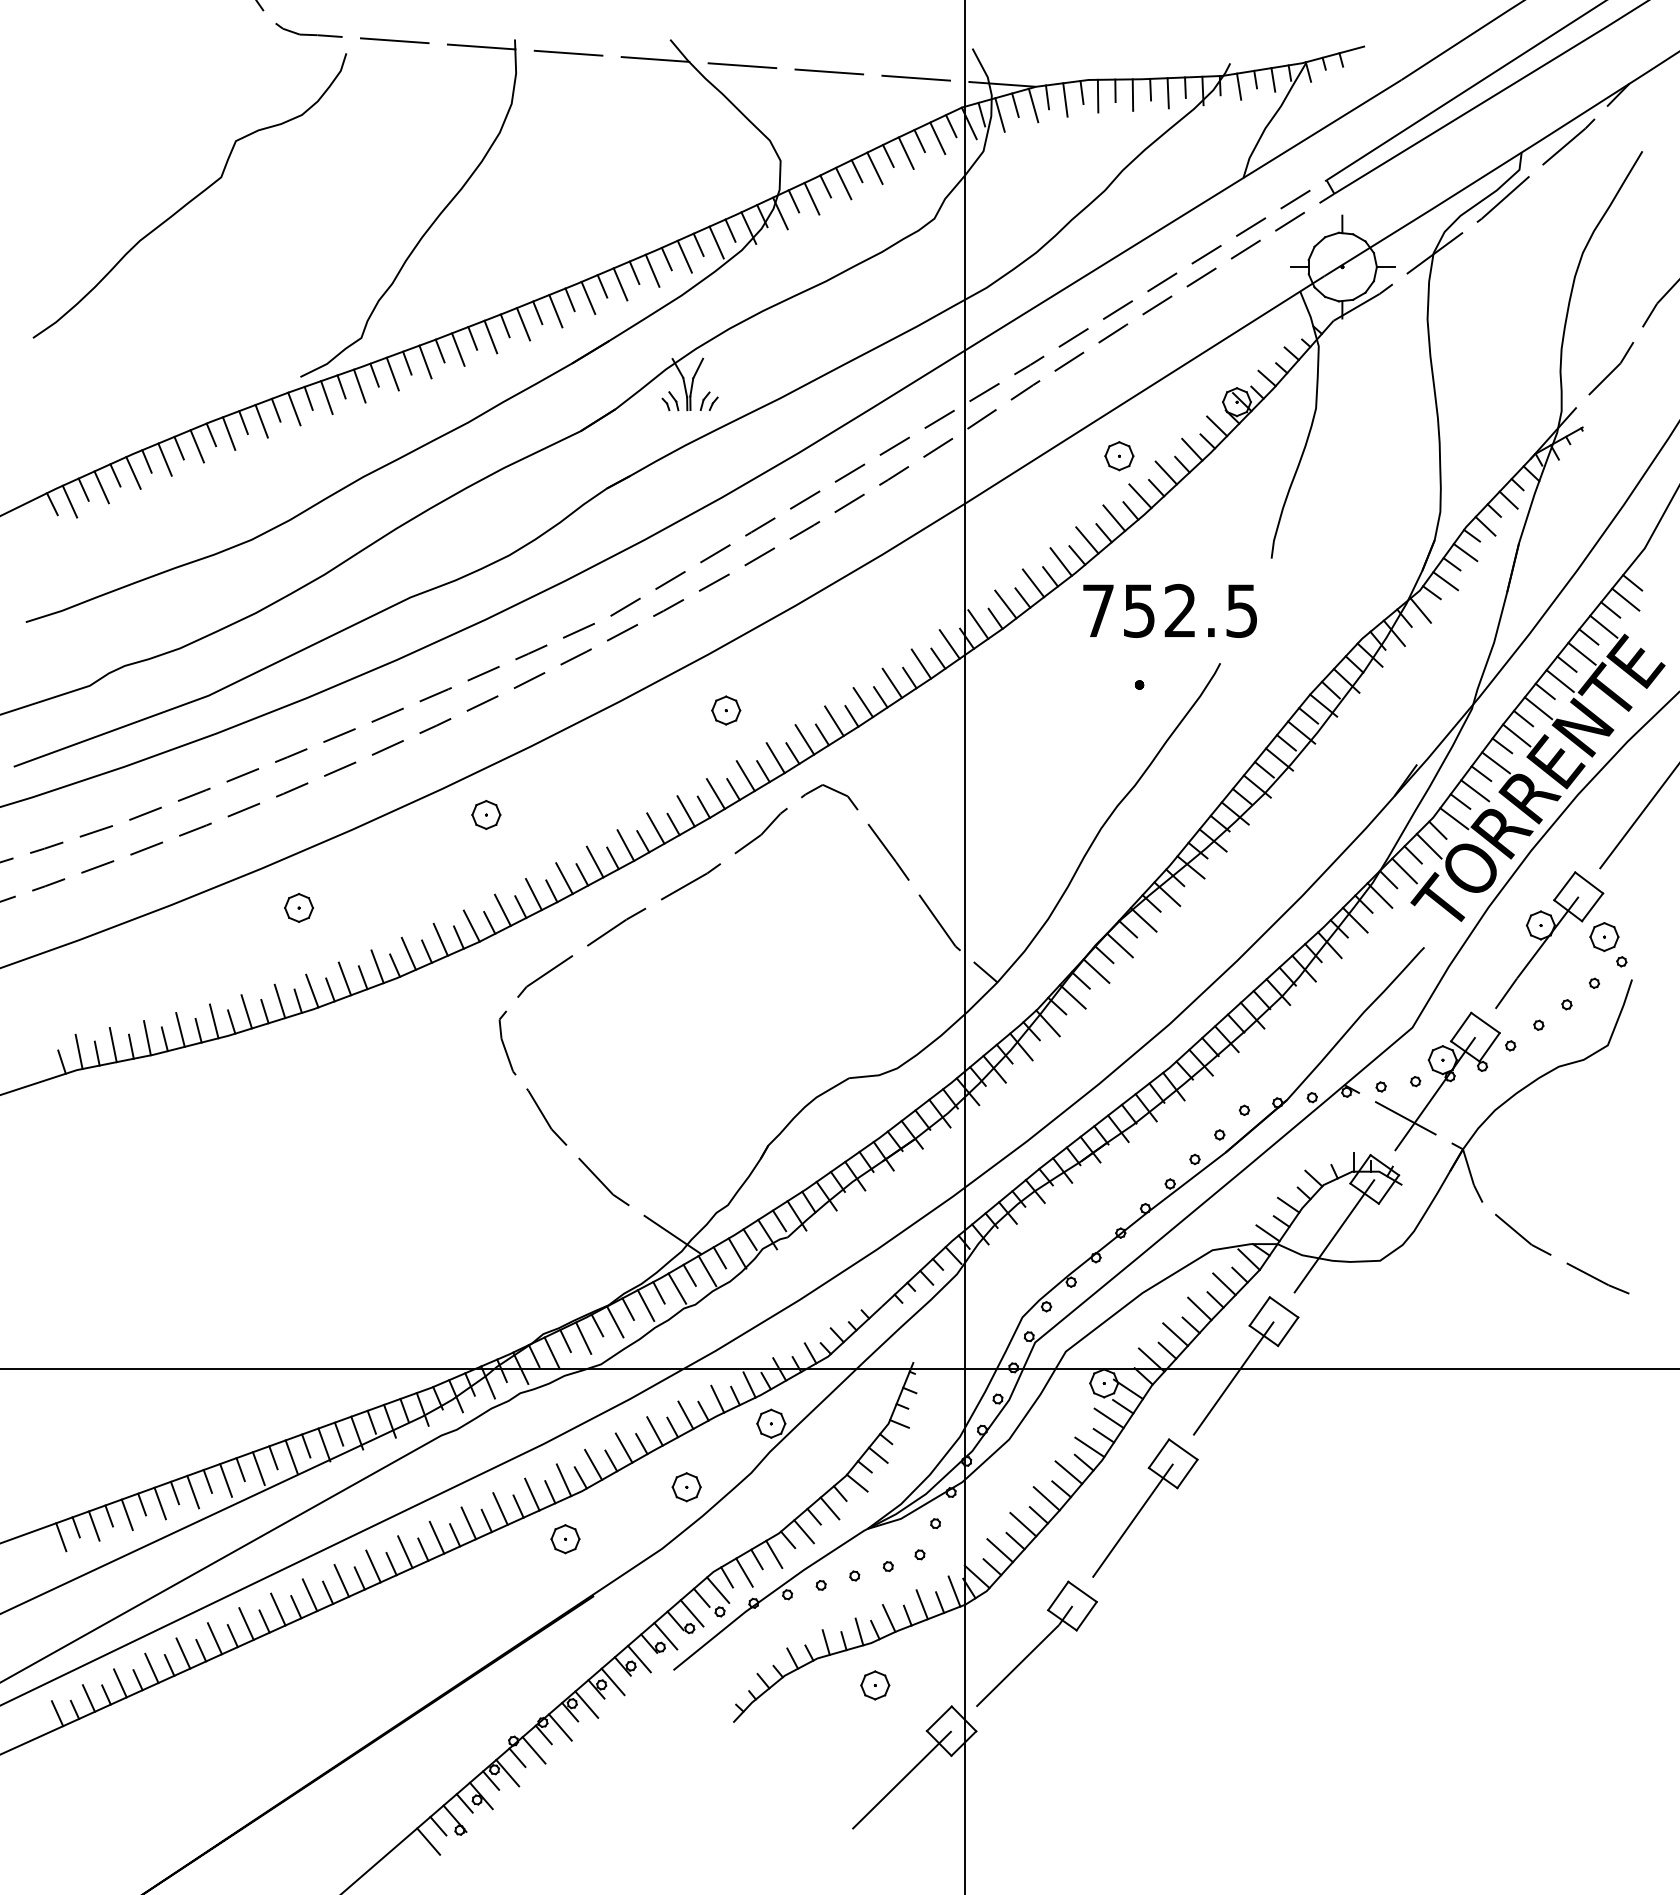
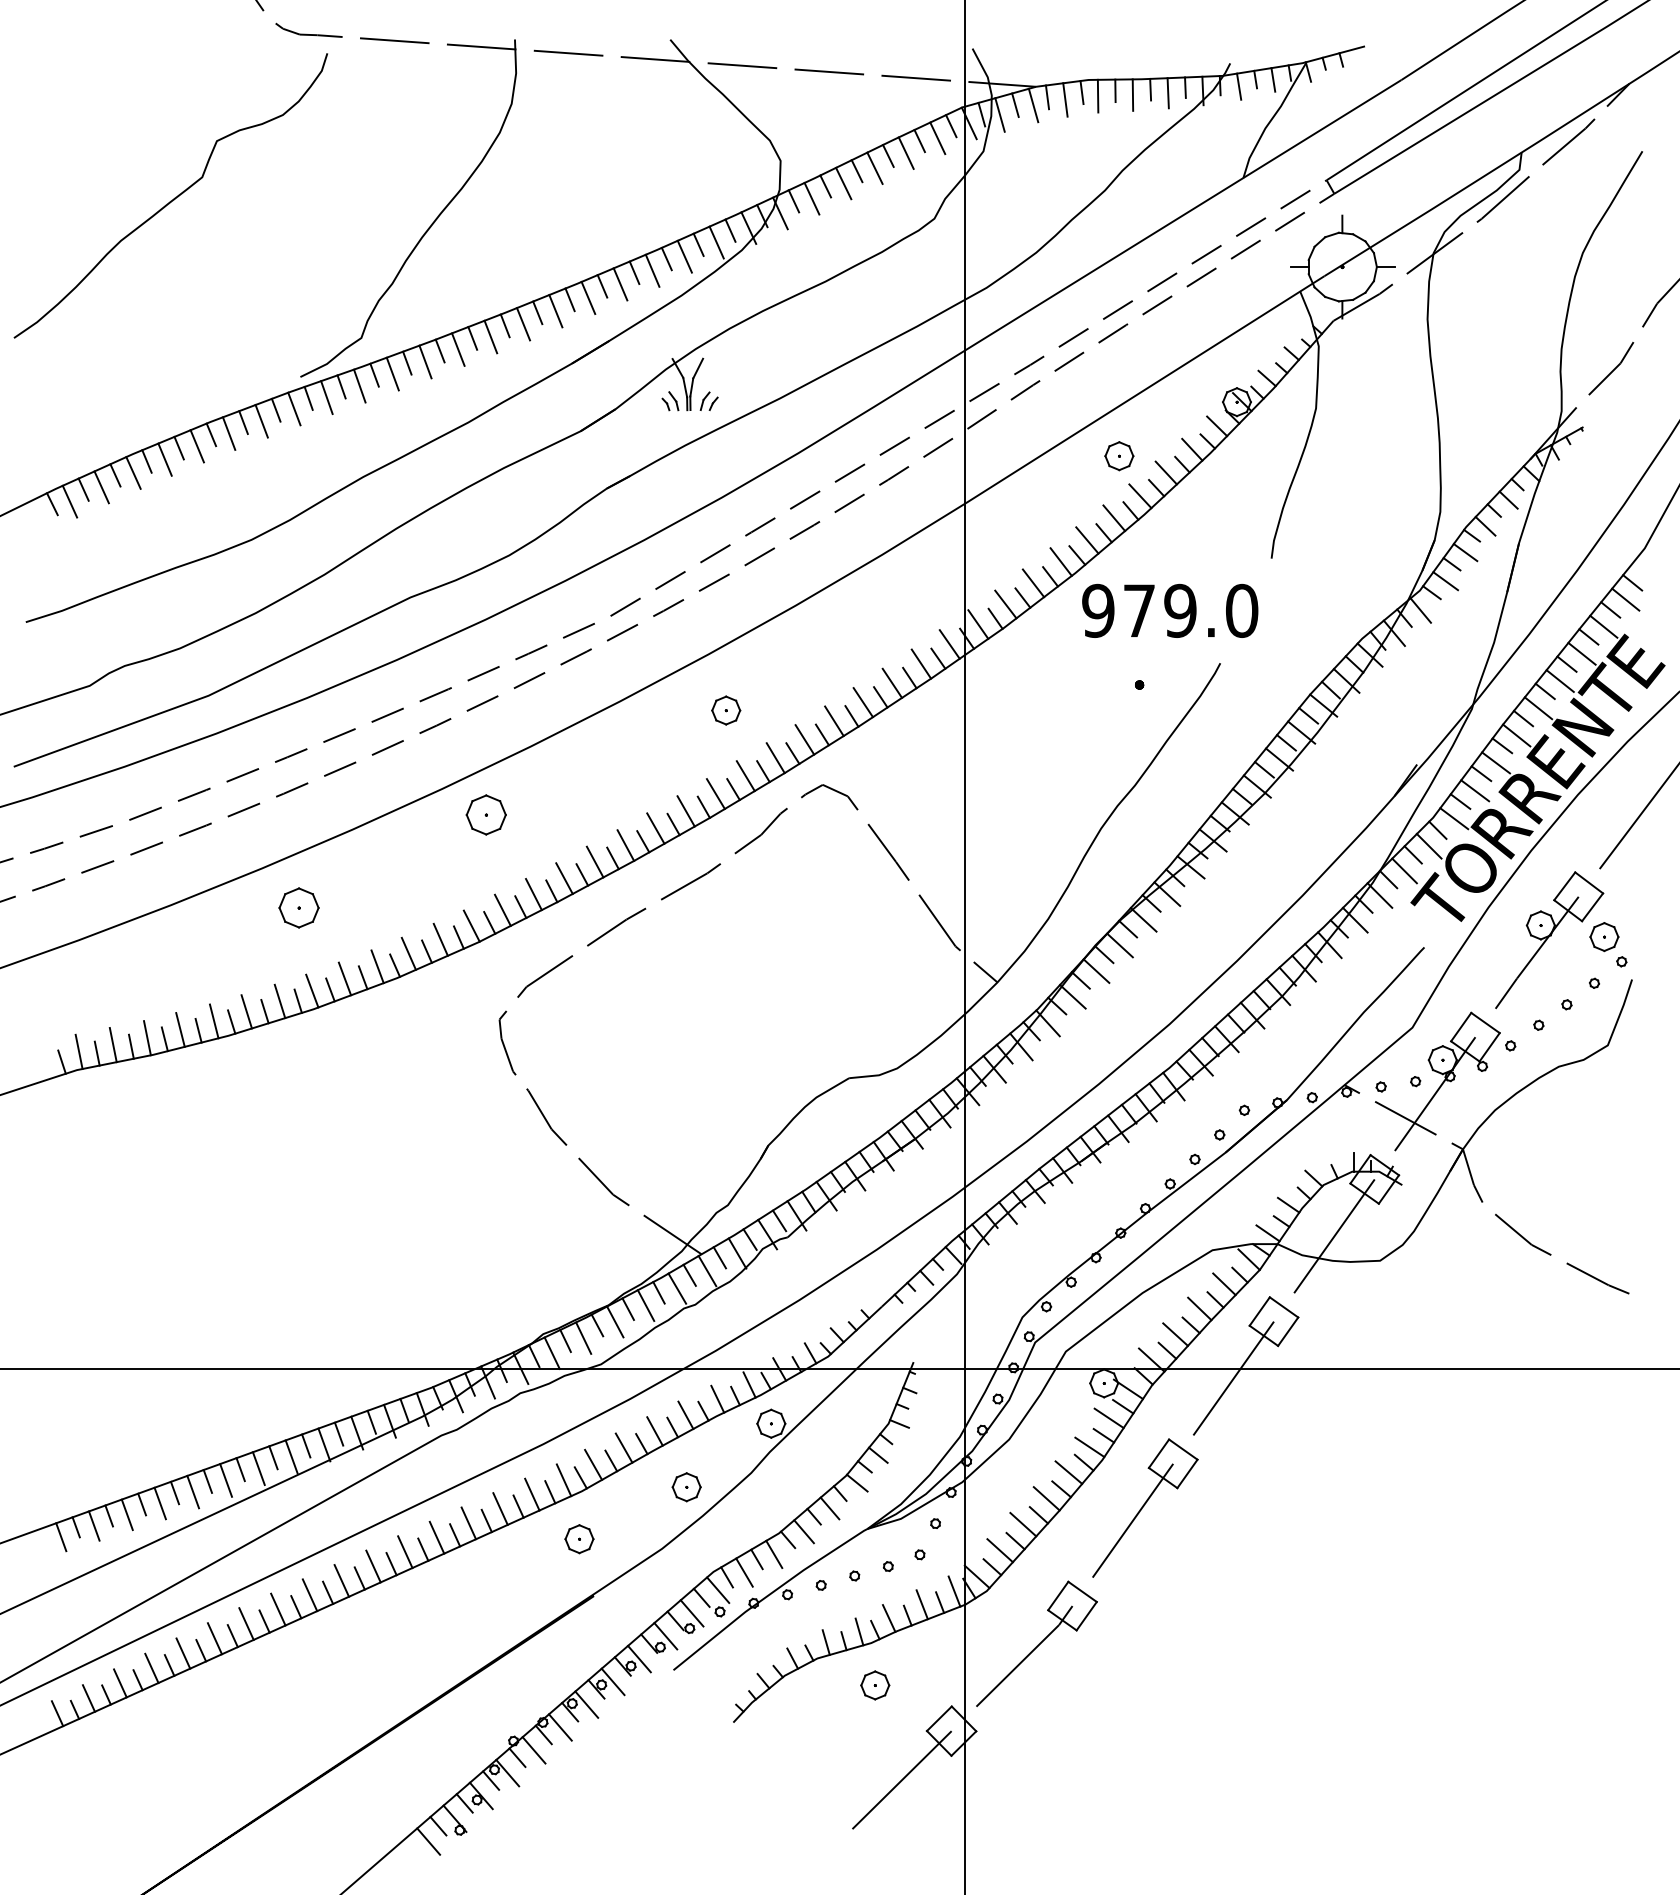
curve position: (192, 198) -> (173, 198) (173, 198)
text: 752.5 -> 979.0 (1170, 610)
part size: 31x30 px -> 42x42 px (485, 814)
part size: 30x30 px -> 42x42 px (298, 907)
part position: (565, 1539) -> (579, 1539) (579, 1539)
